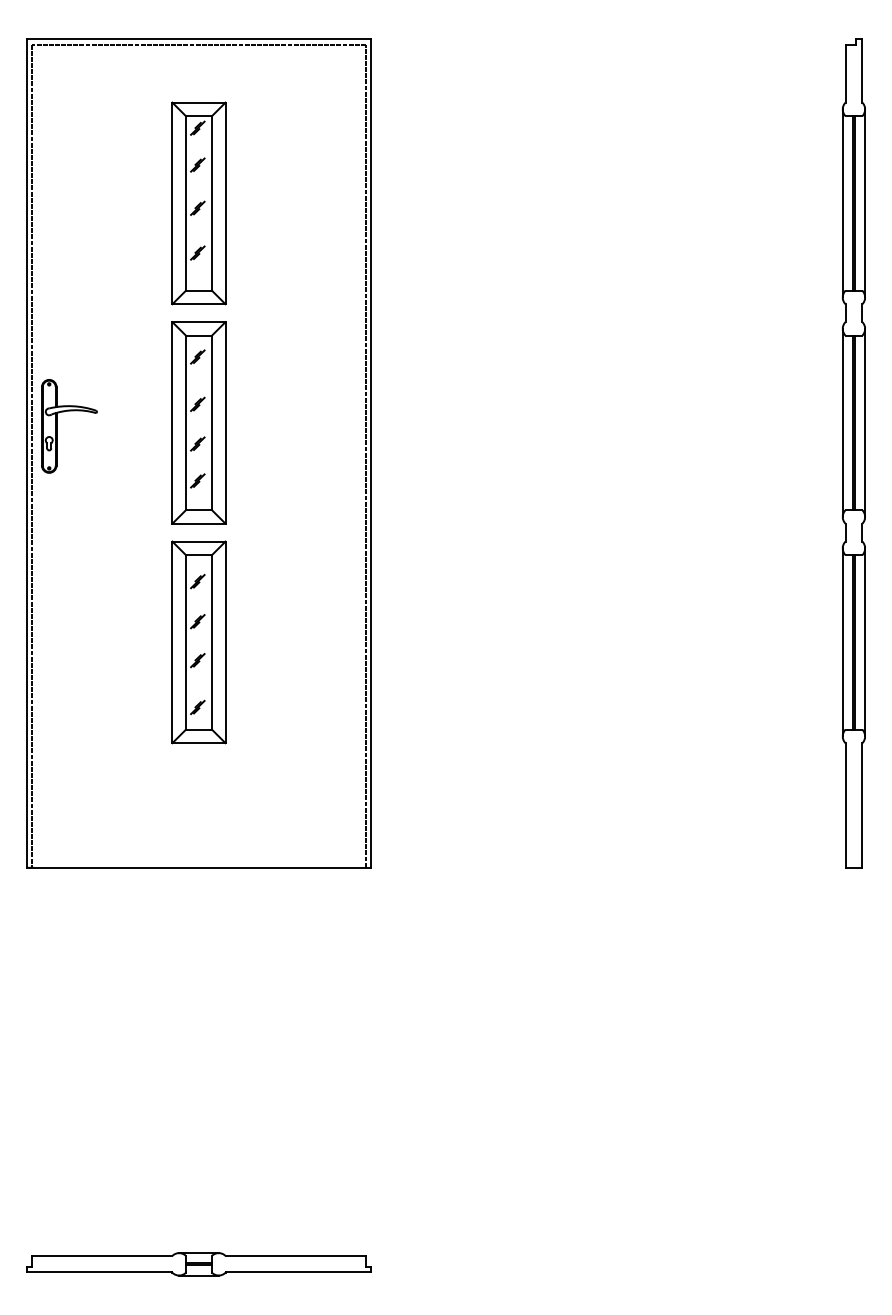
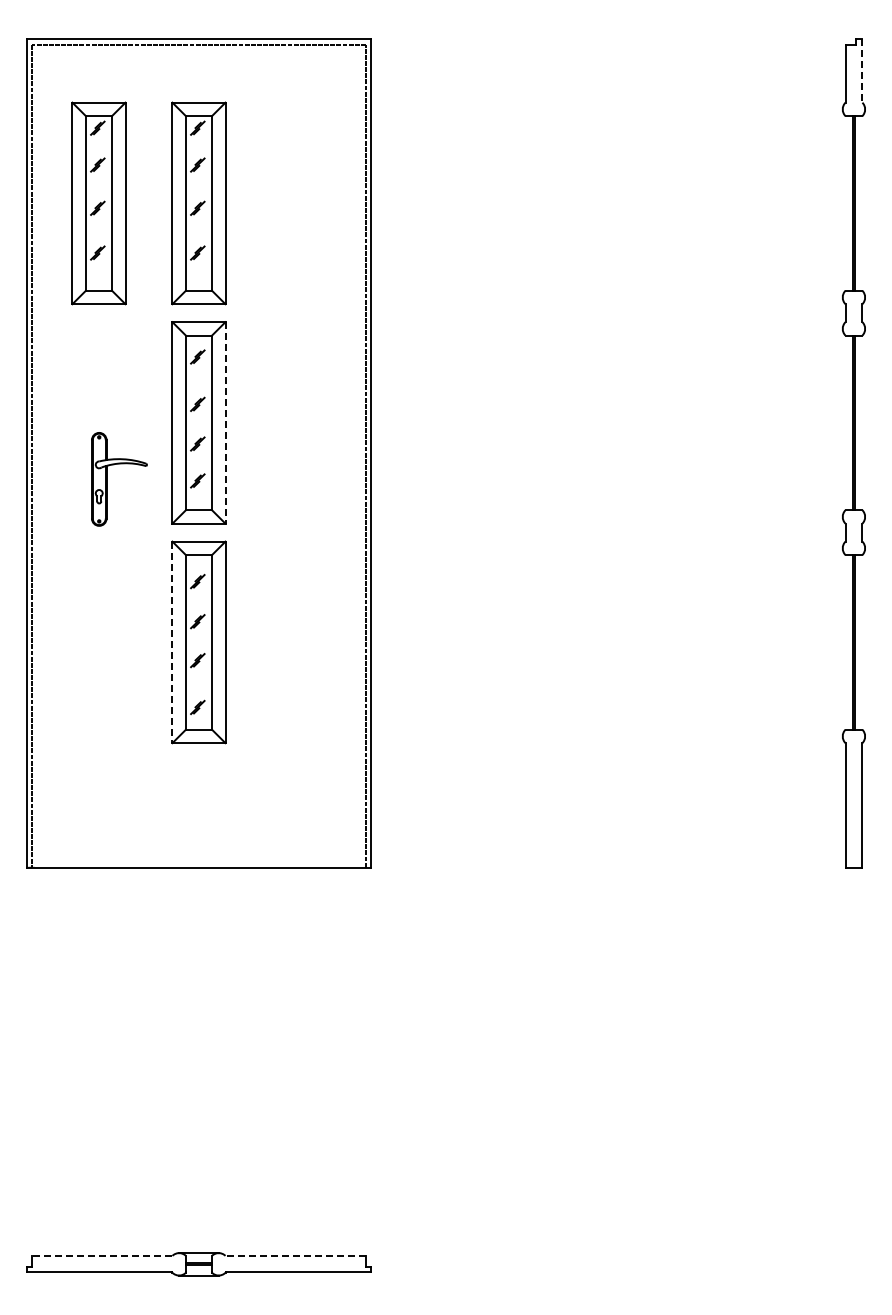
line: solid -> dashed (862, 71)
part: none -> present (98, 203)
line: present -> none (842, 203)
line: present -> none (865, 203)
line: solid -> dashed (225, 422)
line: present -> none (842, 422)
line: present -> none (865, 422)
part position: (57, 426) -> (107, 479) (107, 479)
line: solid -> dashed (172, 642)
line: present -> none (842, 642)
line: present -> none (865, 642)
line: solid -> dashed (101, 1256)
line: solid -> dashed (295, 1256)
